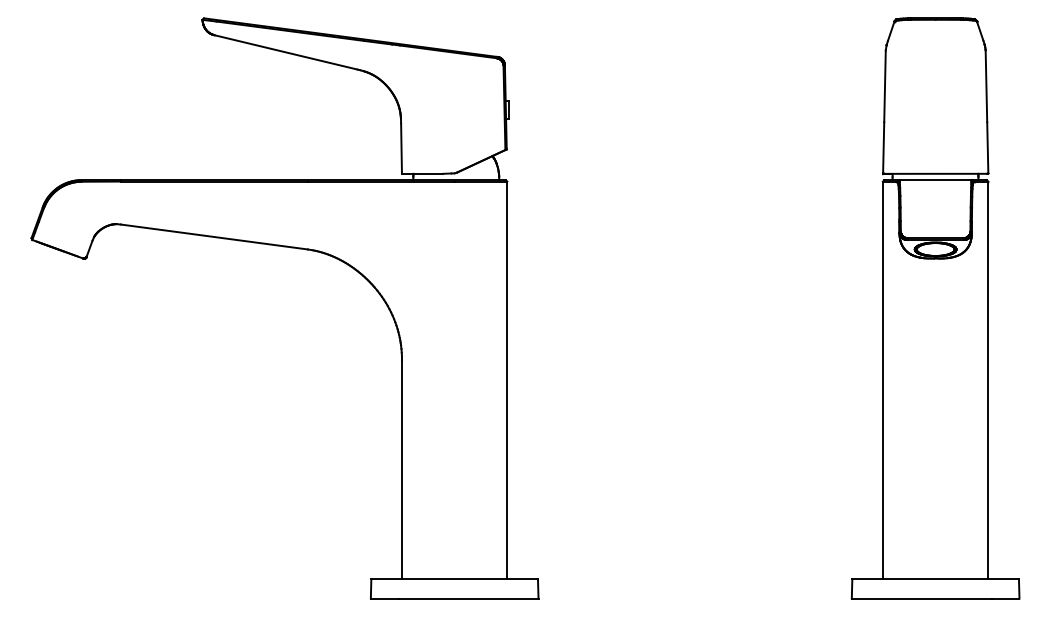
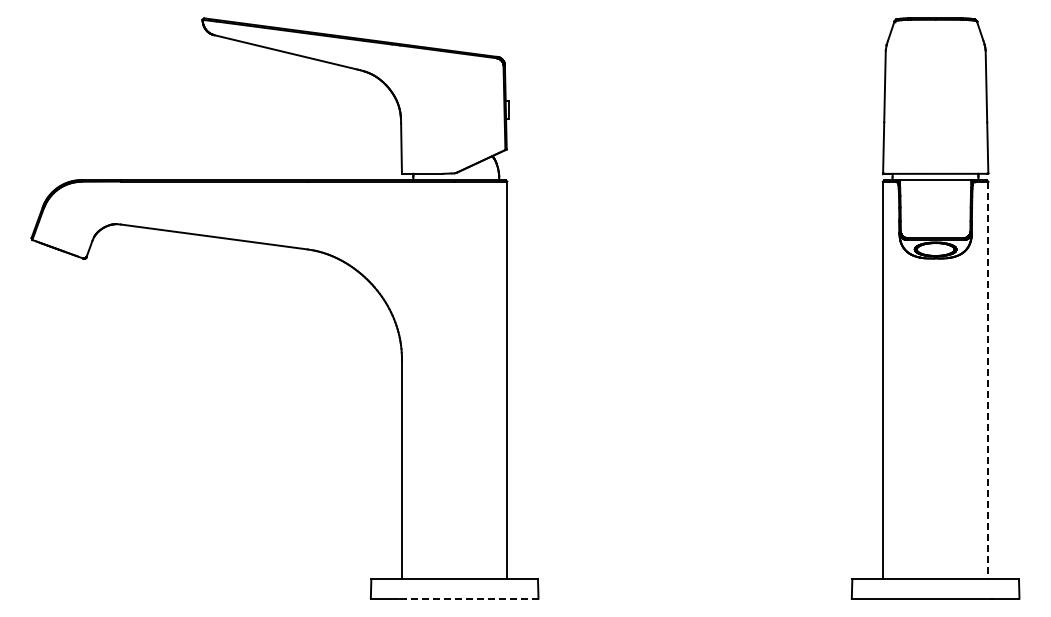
line: solid -> dashed (988, 380)
line: solid -> dashed (468, 598)
